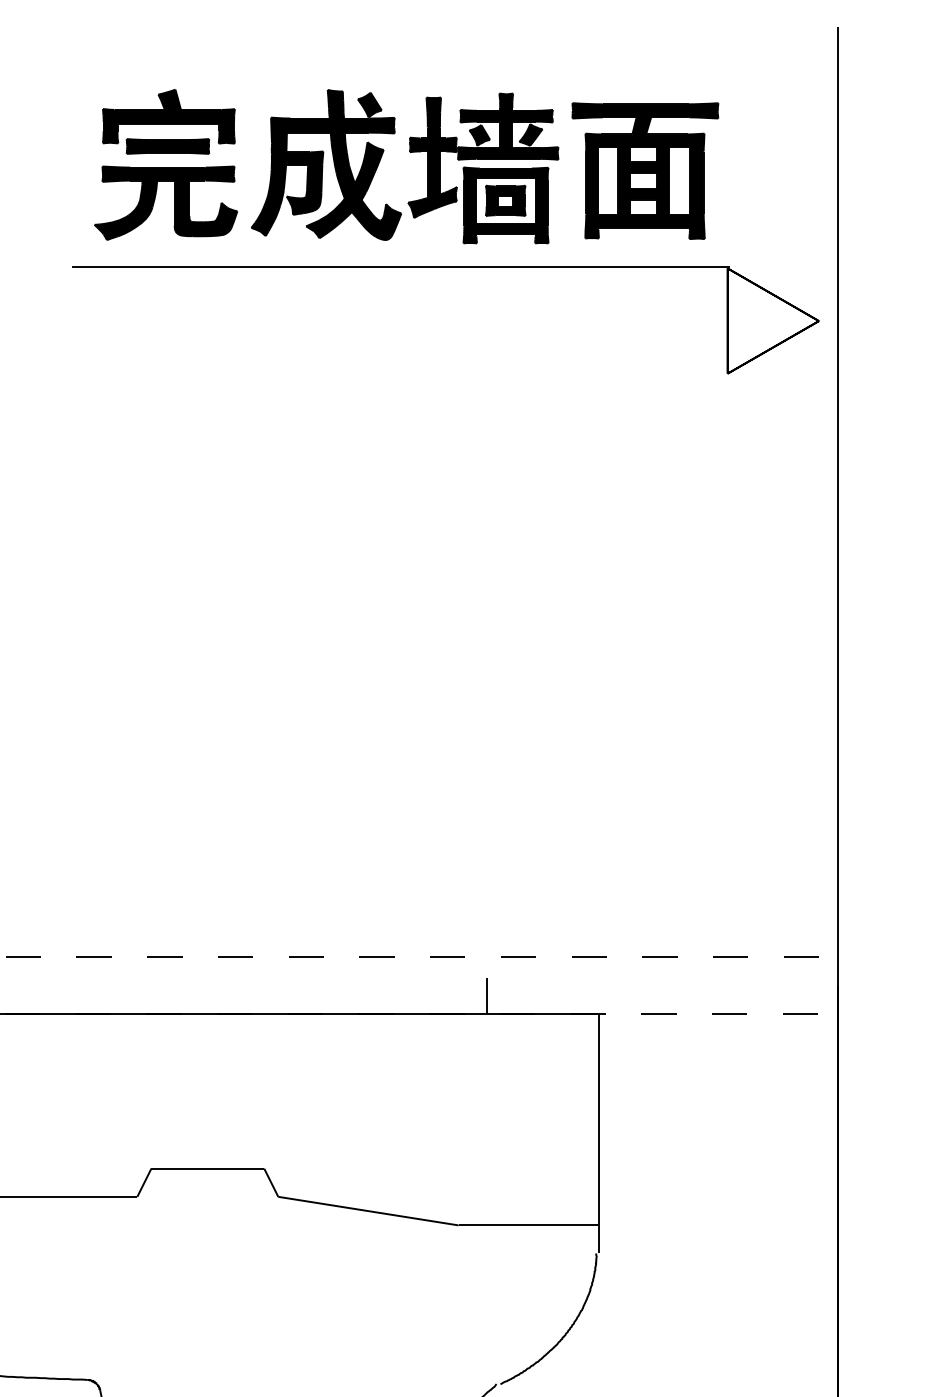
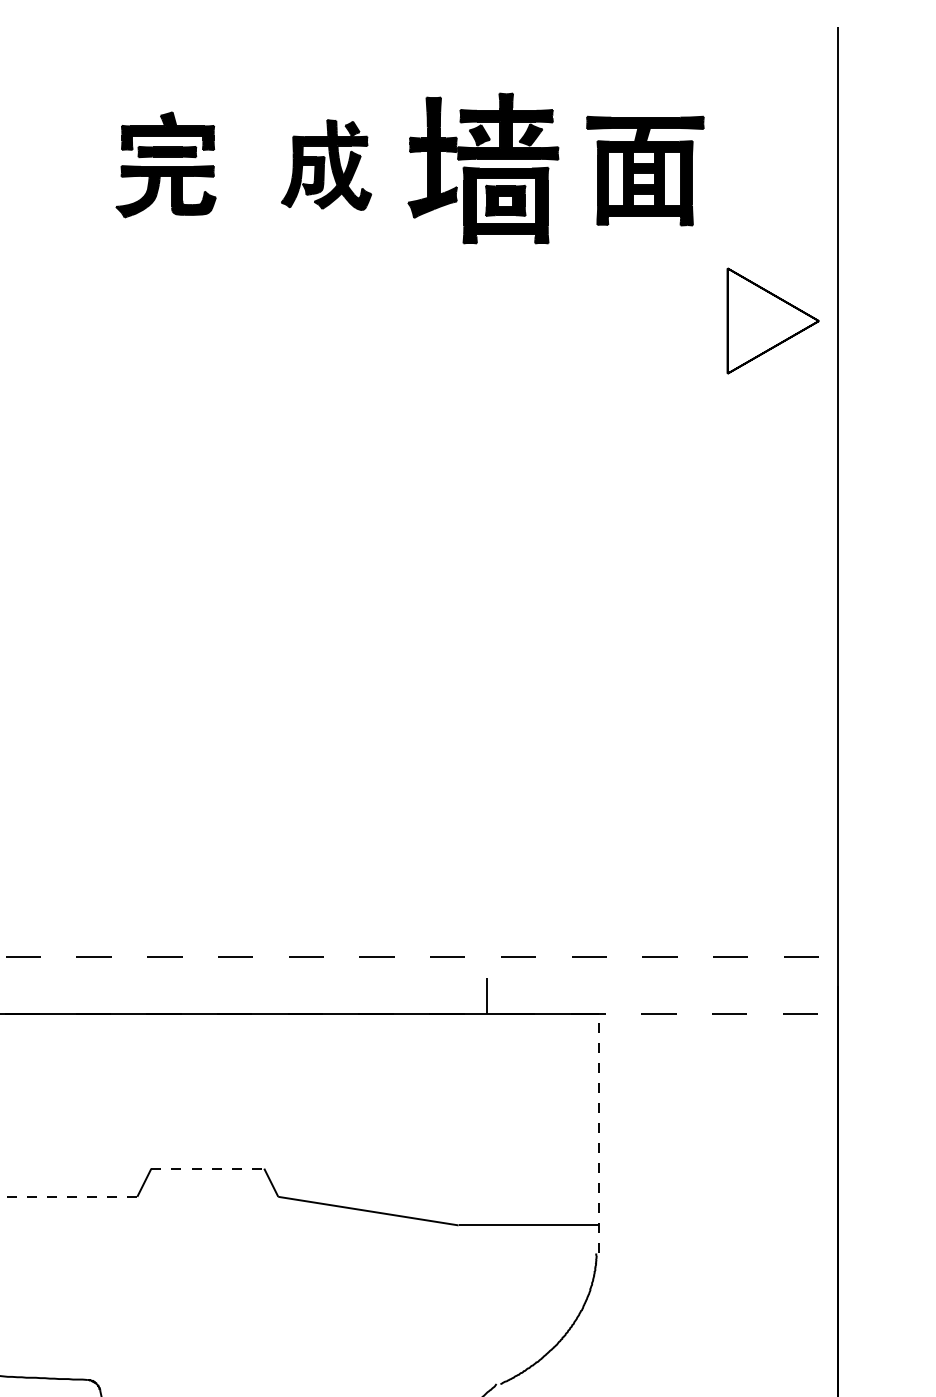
part size: 144x152 px -> 102x108 px (165, 164)
part size: 151x152 px -> 92x92 px (326, 164)
part size: 149x138 px -> 119x112 px (645, 170)
line: present -> none (400, 266)
line: solid -> dashed (599, 1133)
line: solid -> dashed (208, 1168)
line: solid -> dashed (69, 1196)
